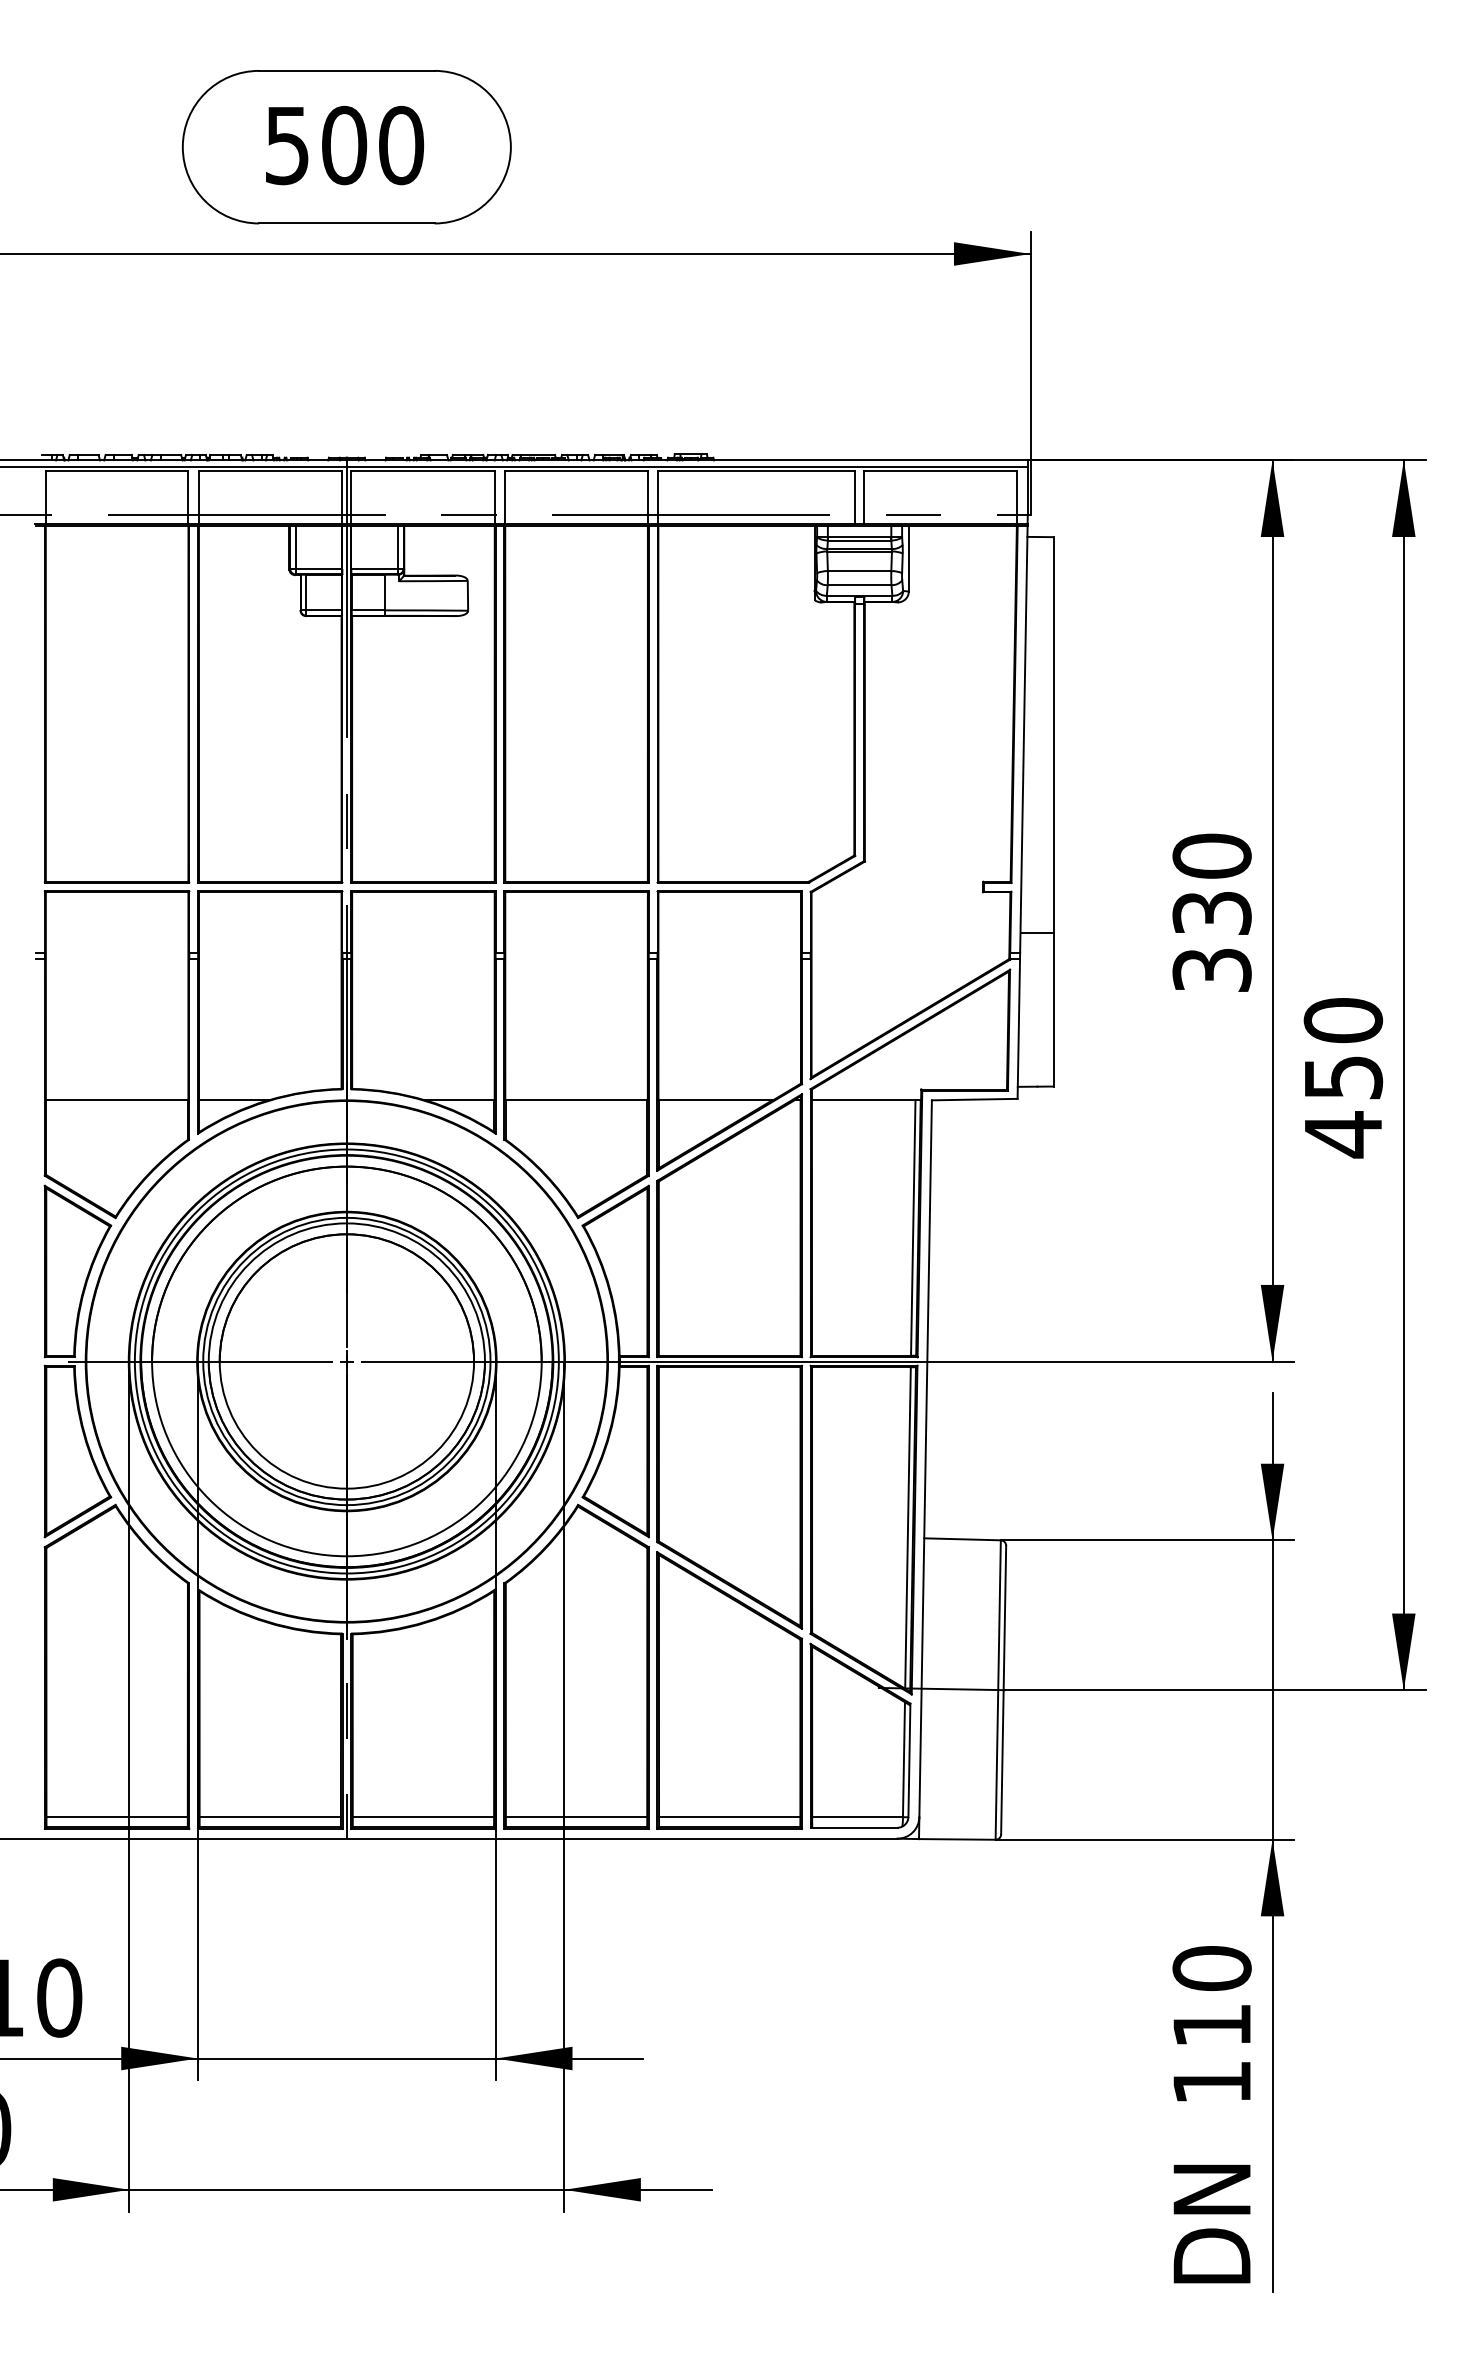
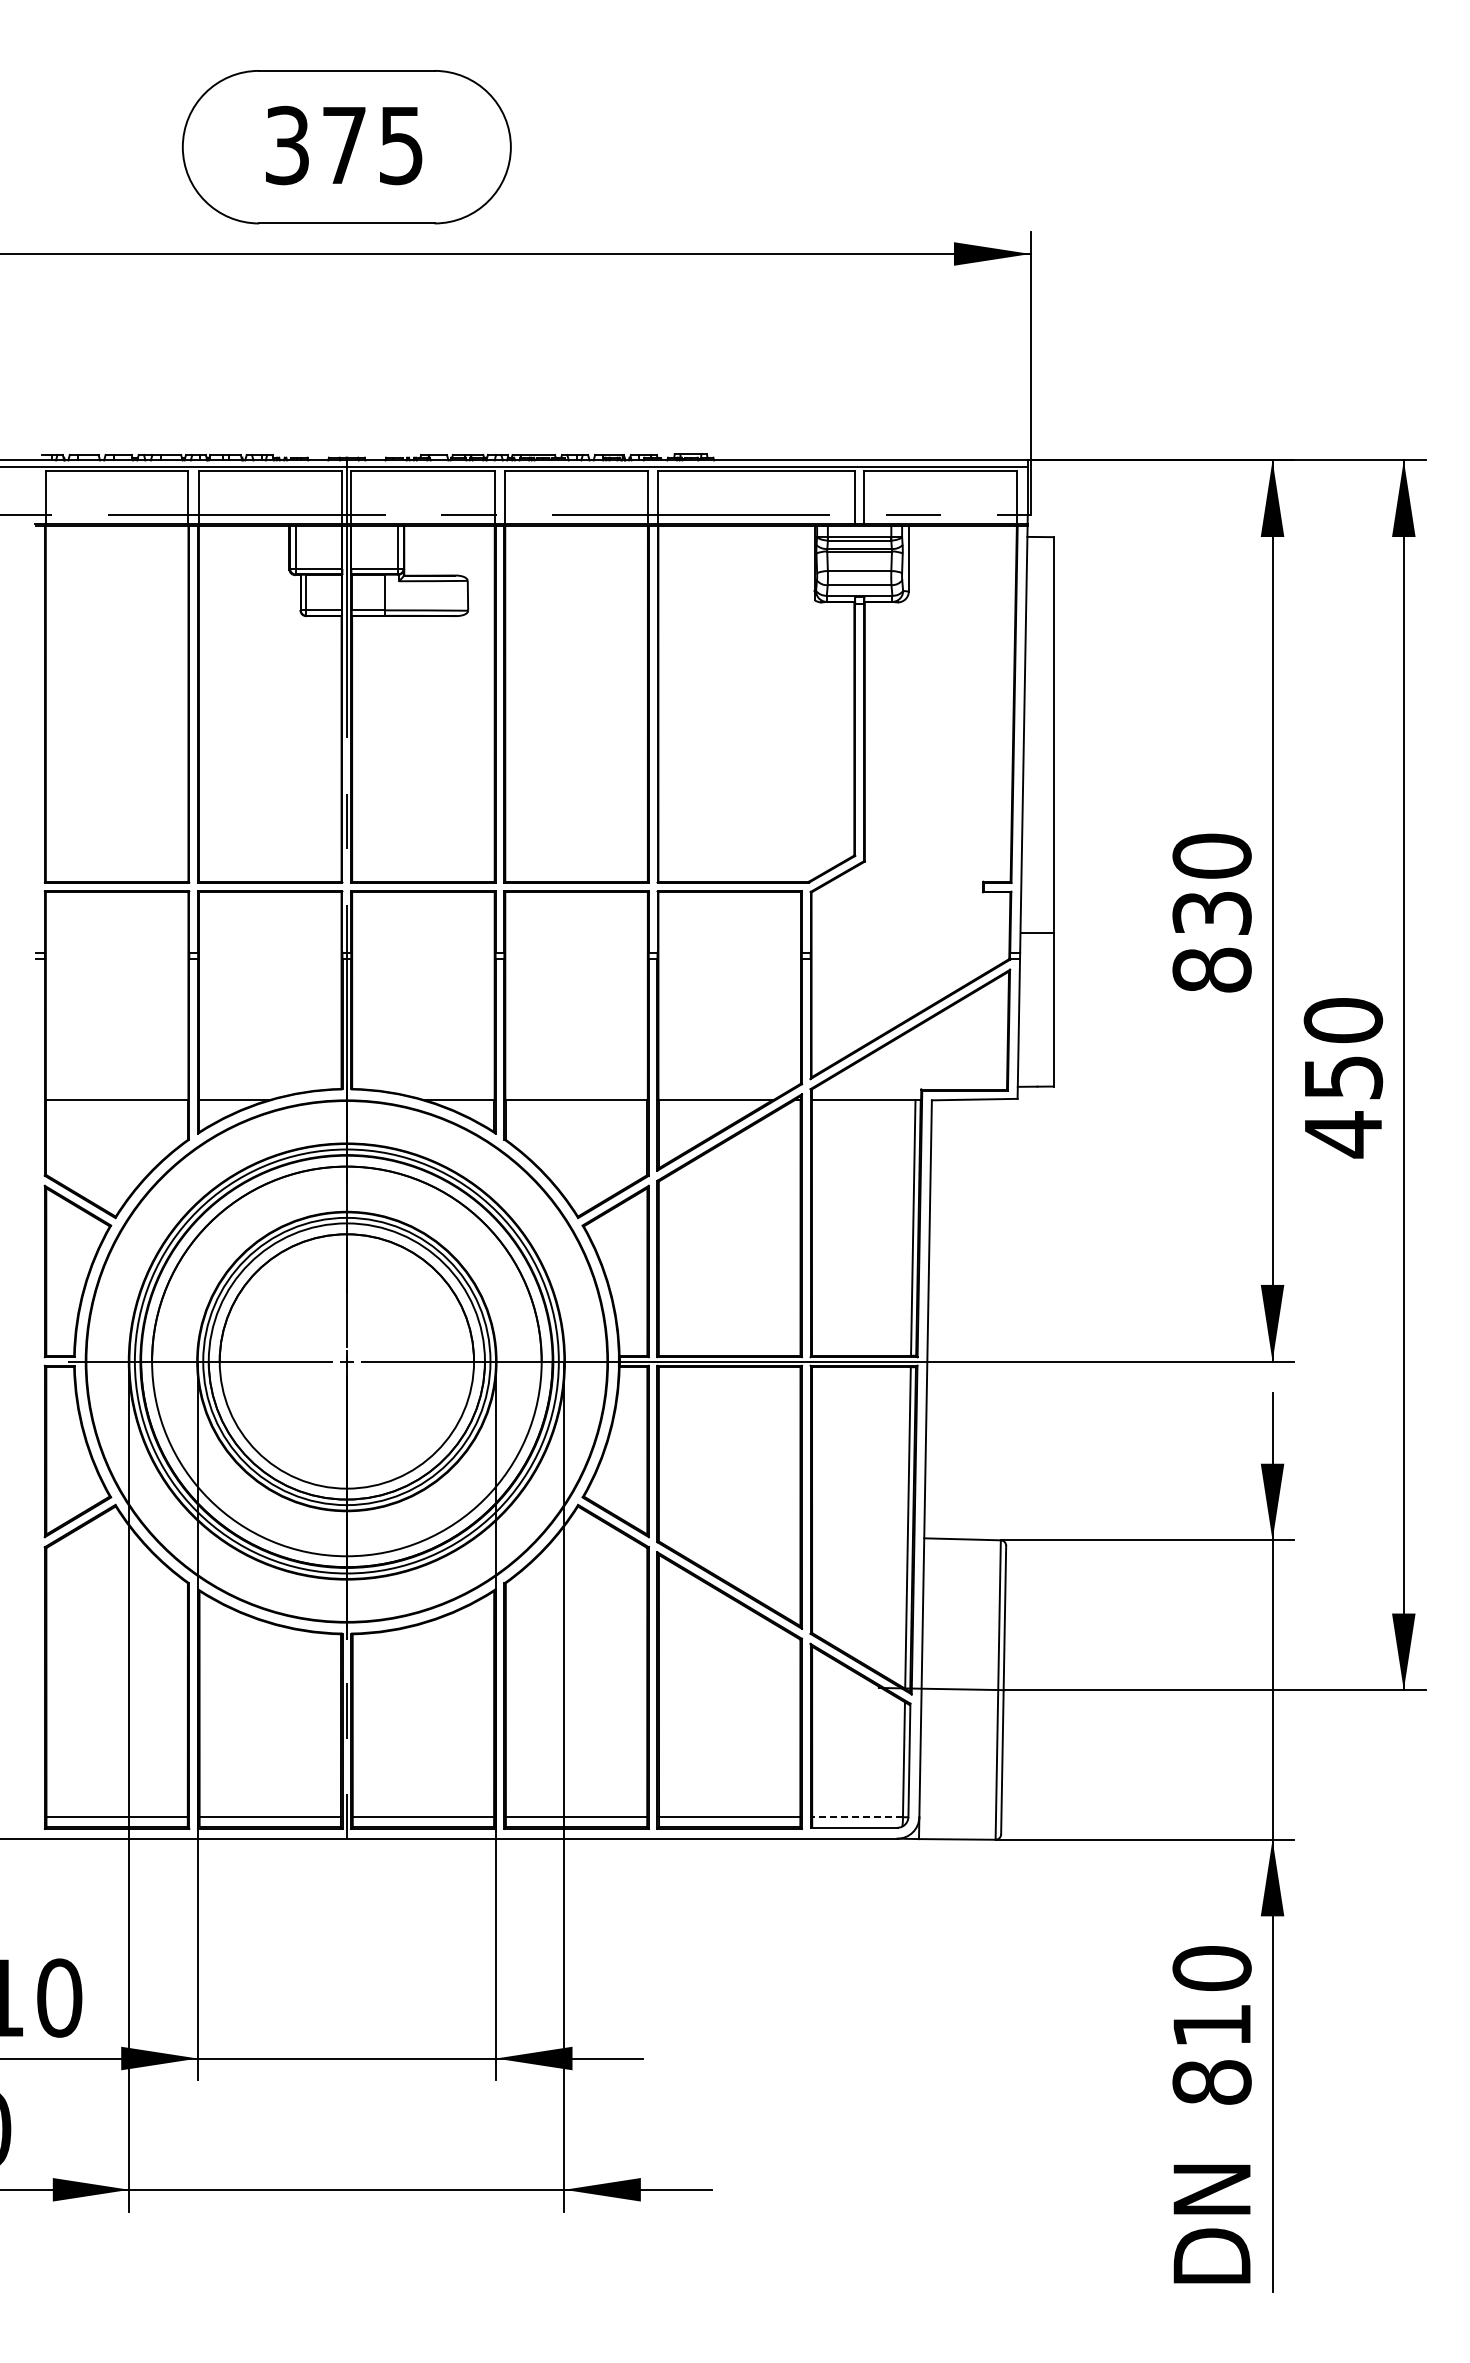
text: 500 -> 375 (345, 145)
text: 330 -> 830 (1211, 969)
line: solid -> dashed (857, 1817)
text: 110 -> 810 (1211, 2082)
